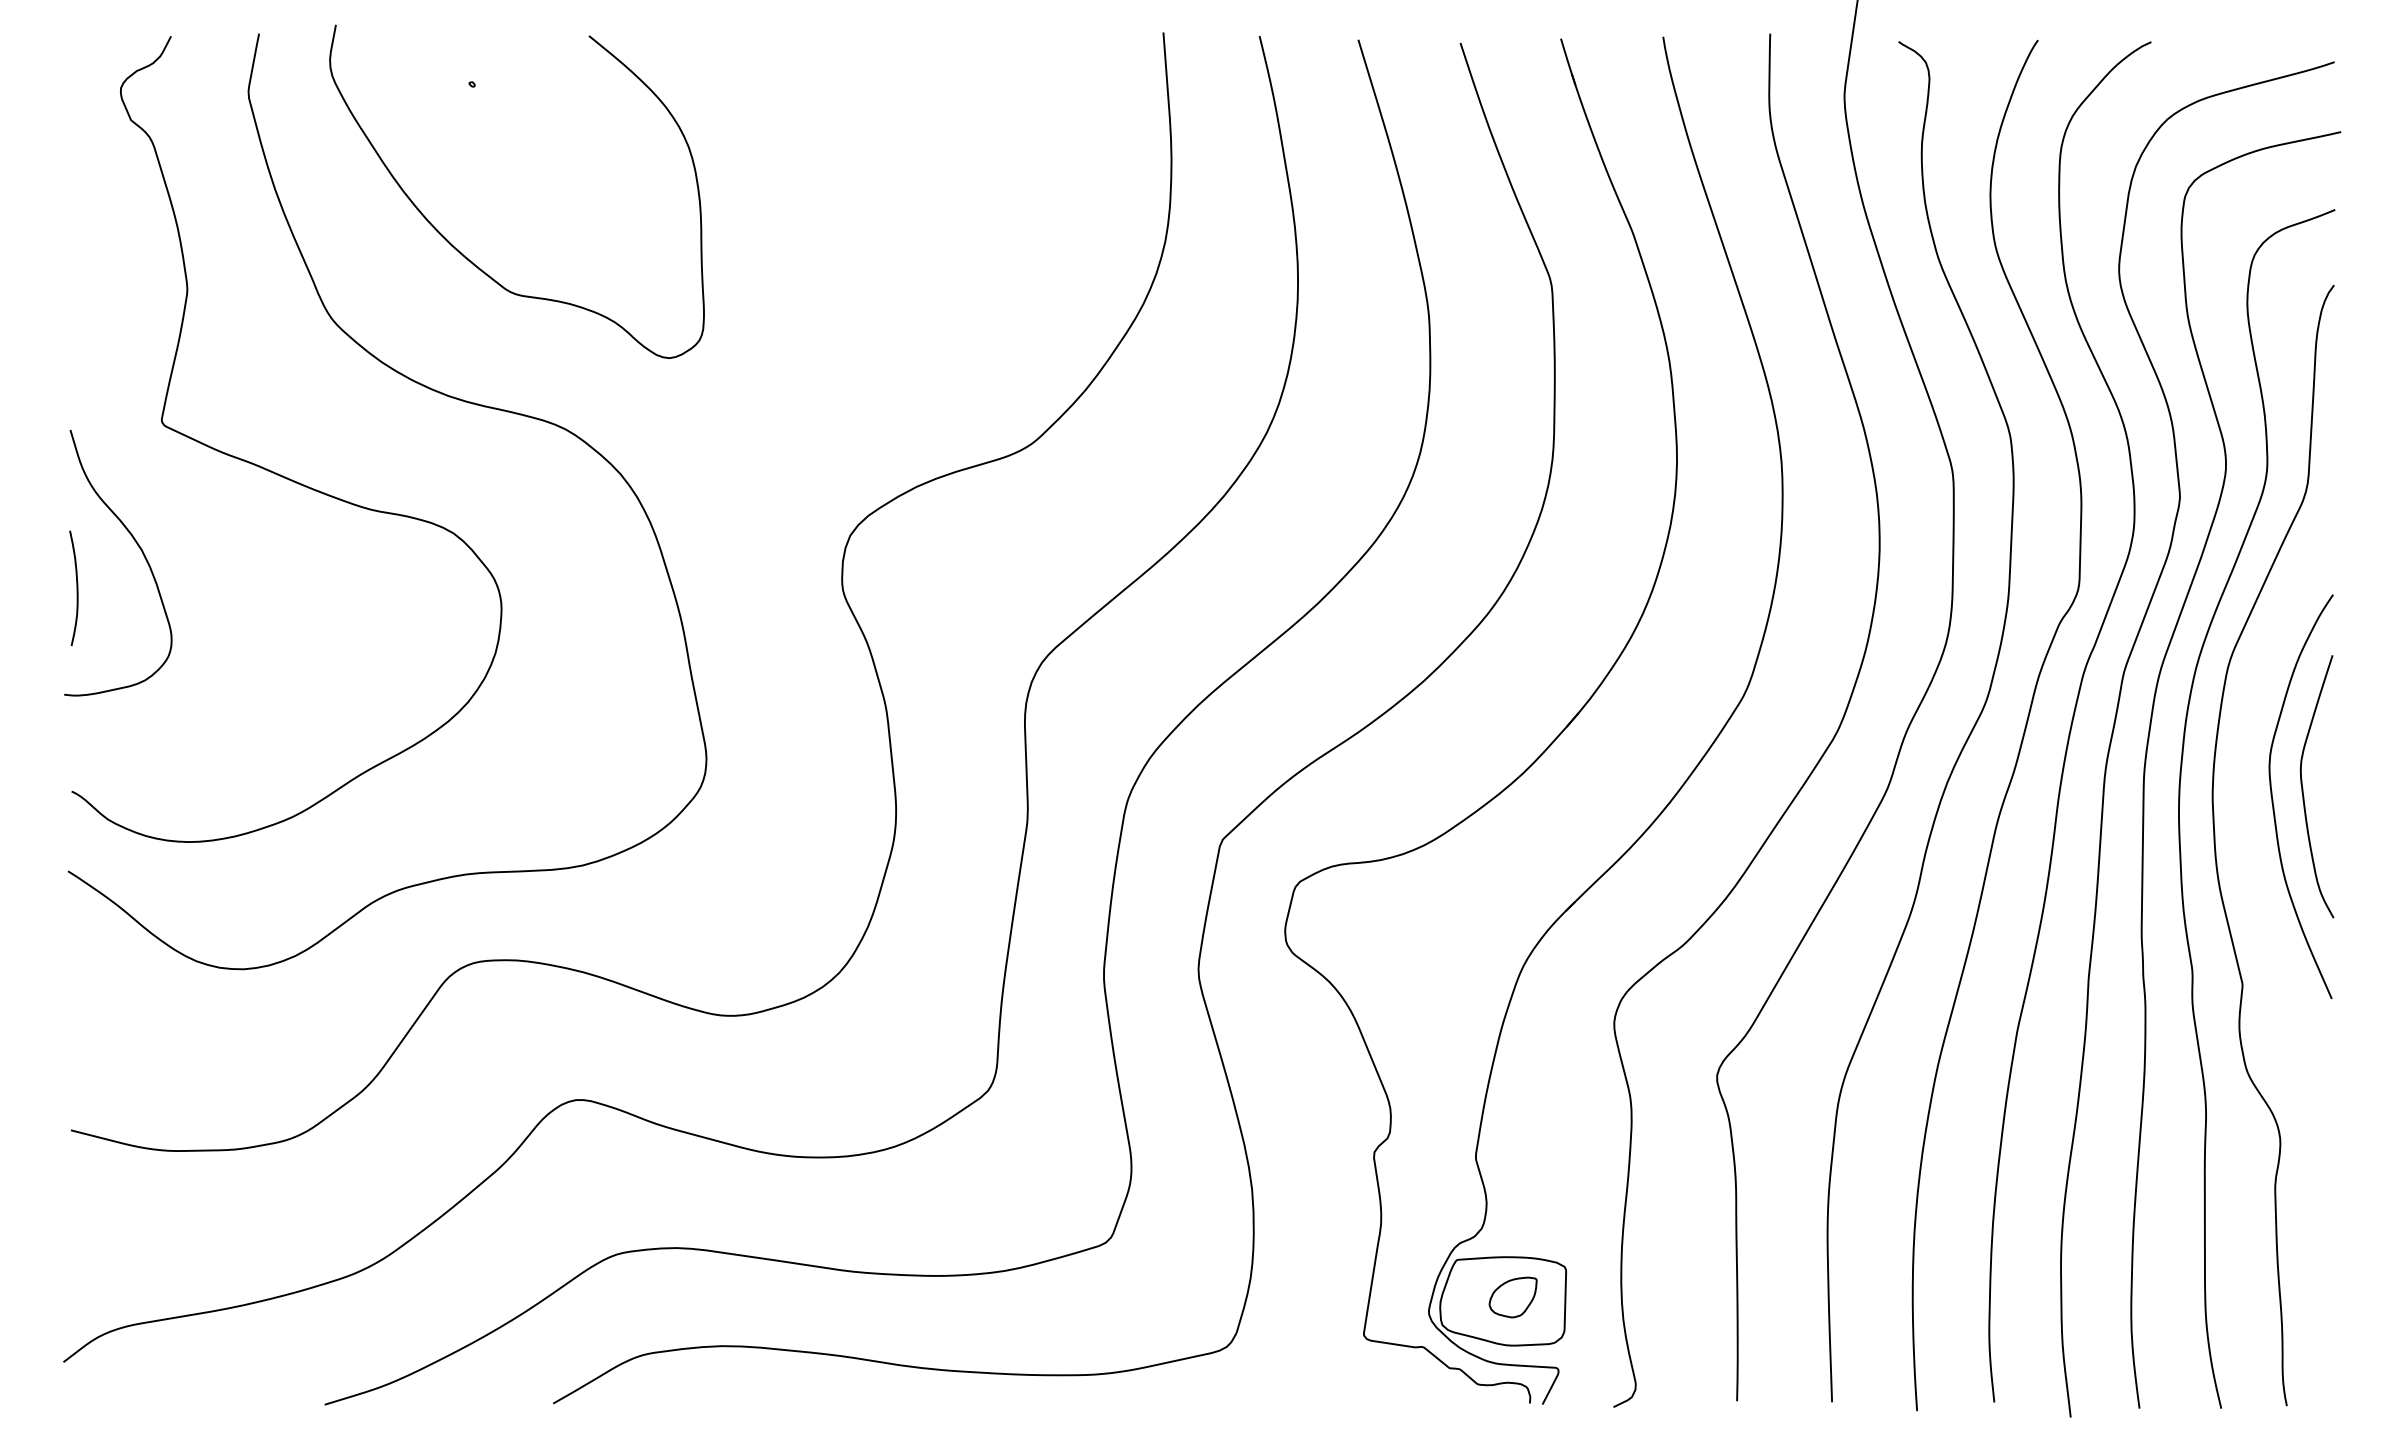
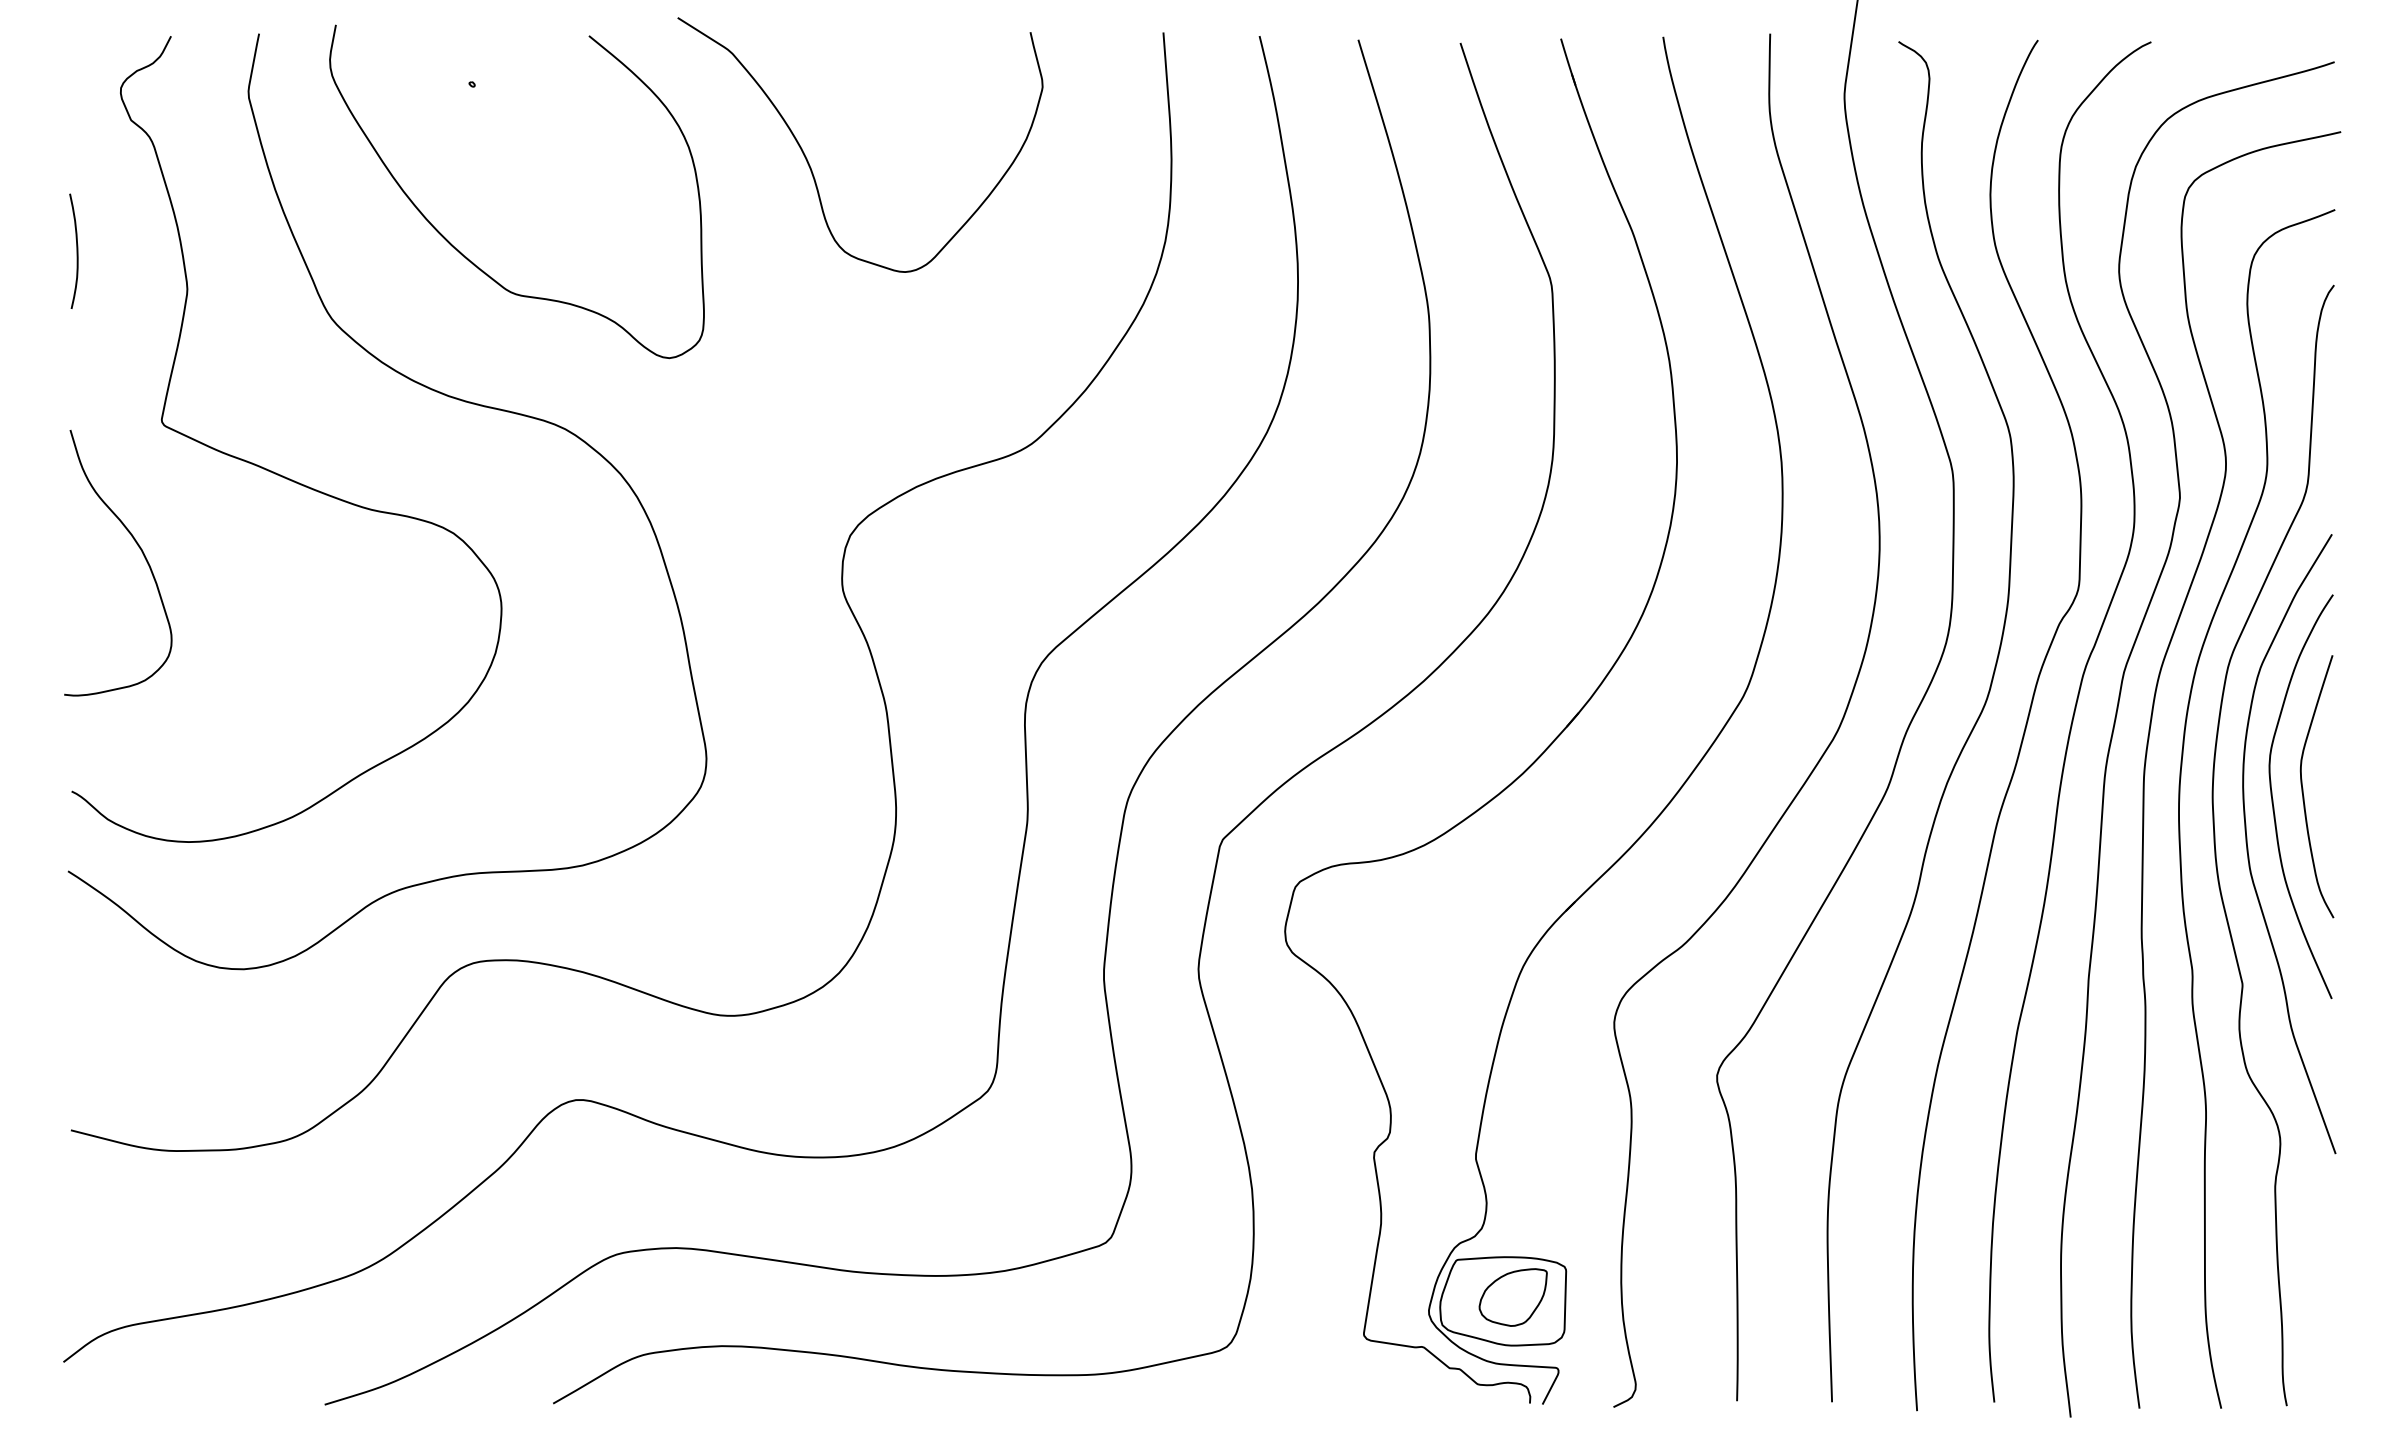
curve: none -> present (811, 167)
curve position: (76, 587) -> (76, 250) (76, 250)
curve: none -> present (2248, 847)
part size: 50x43 px -> 70x59 px (1512, 1297)
